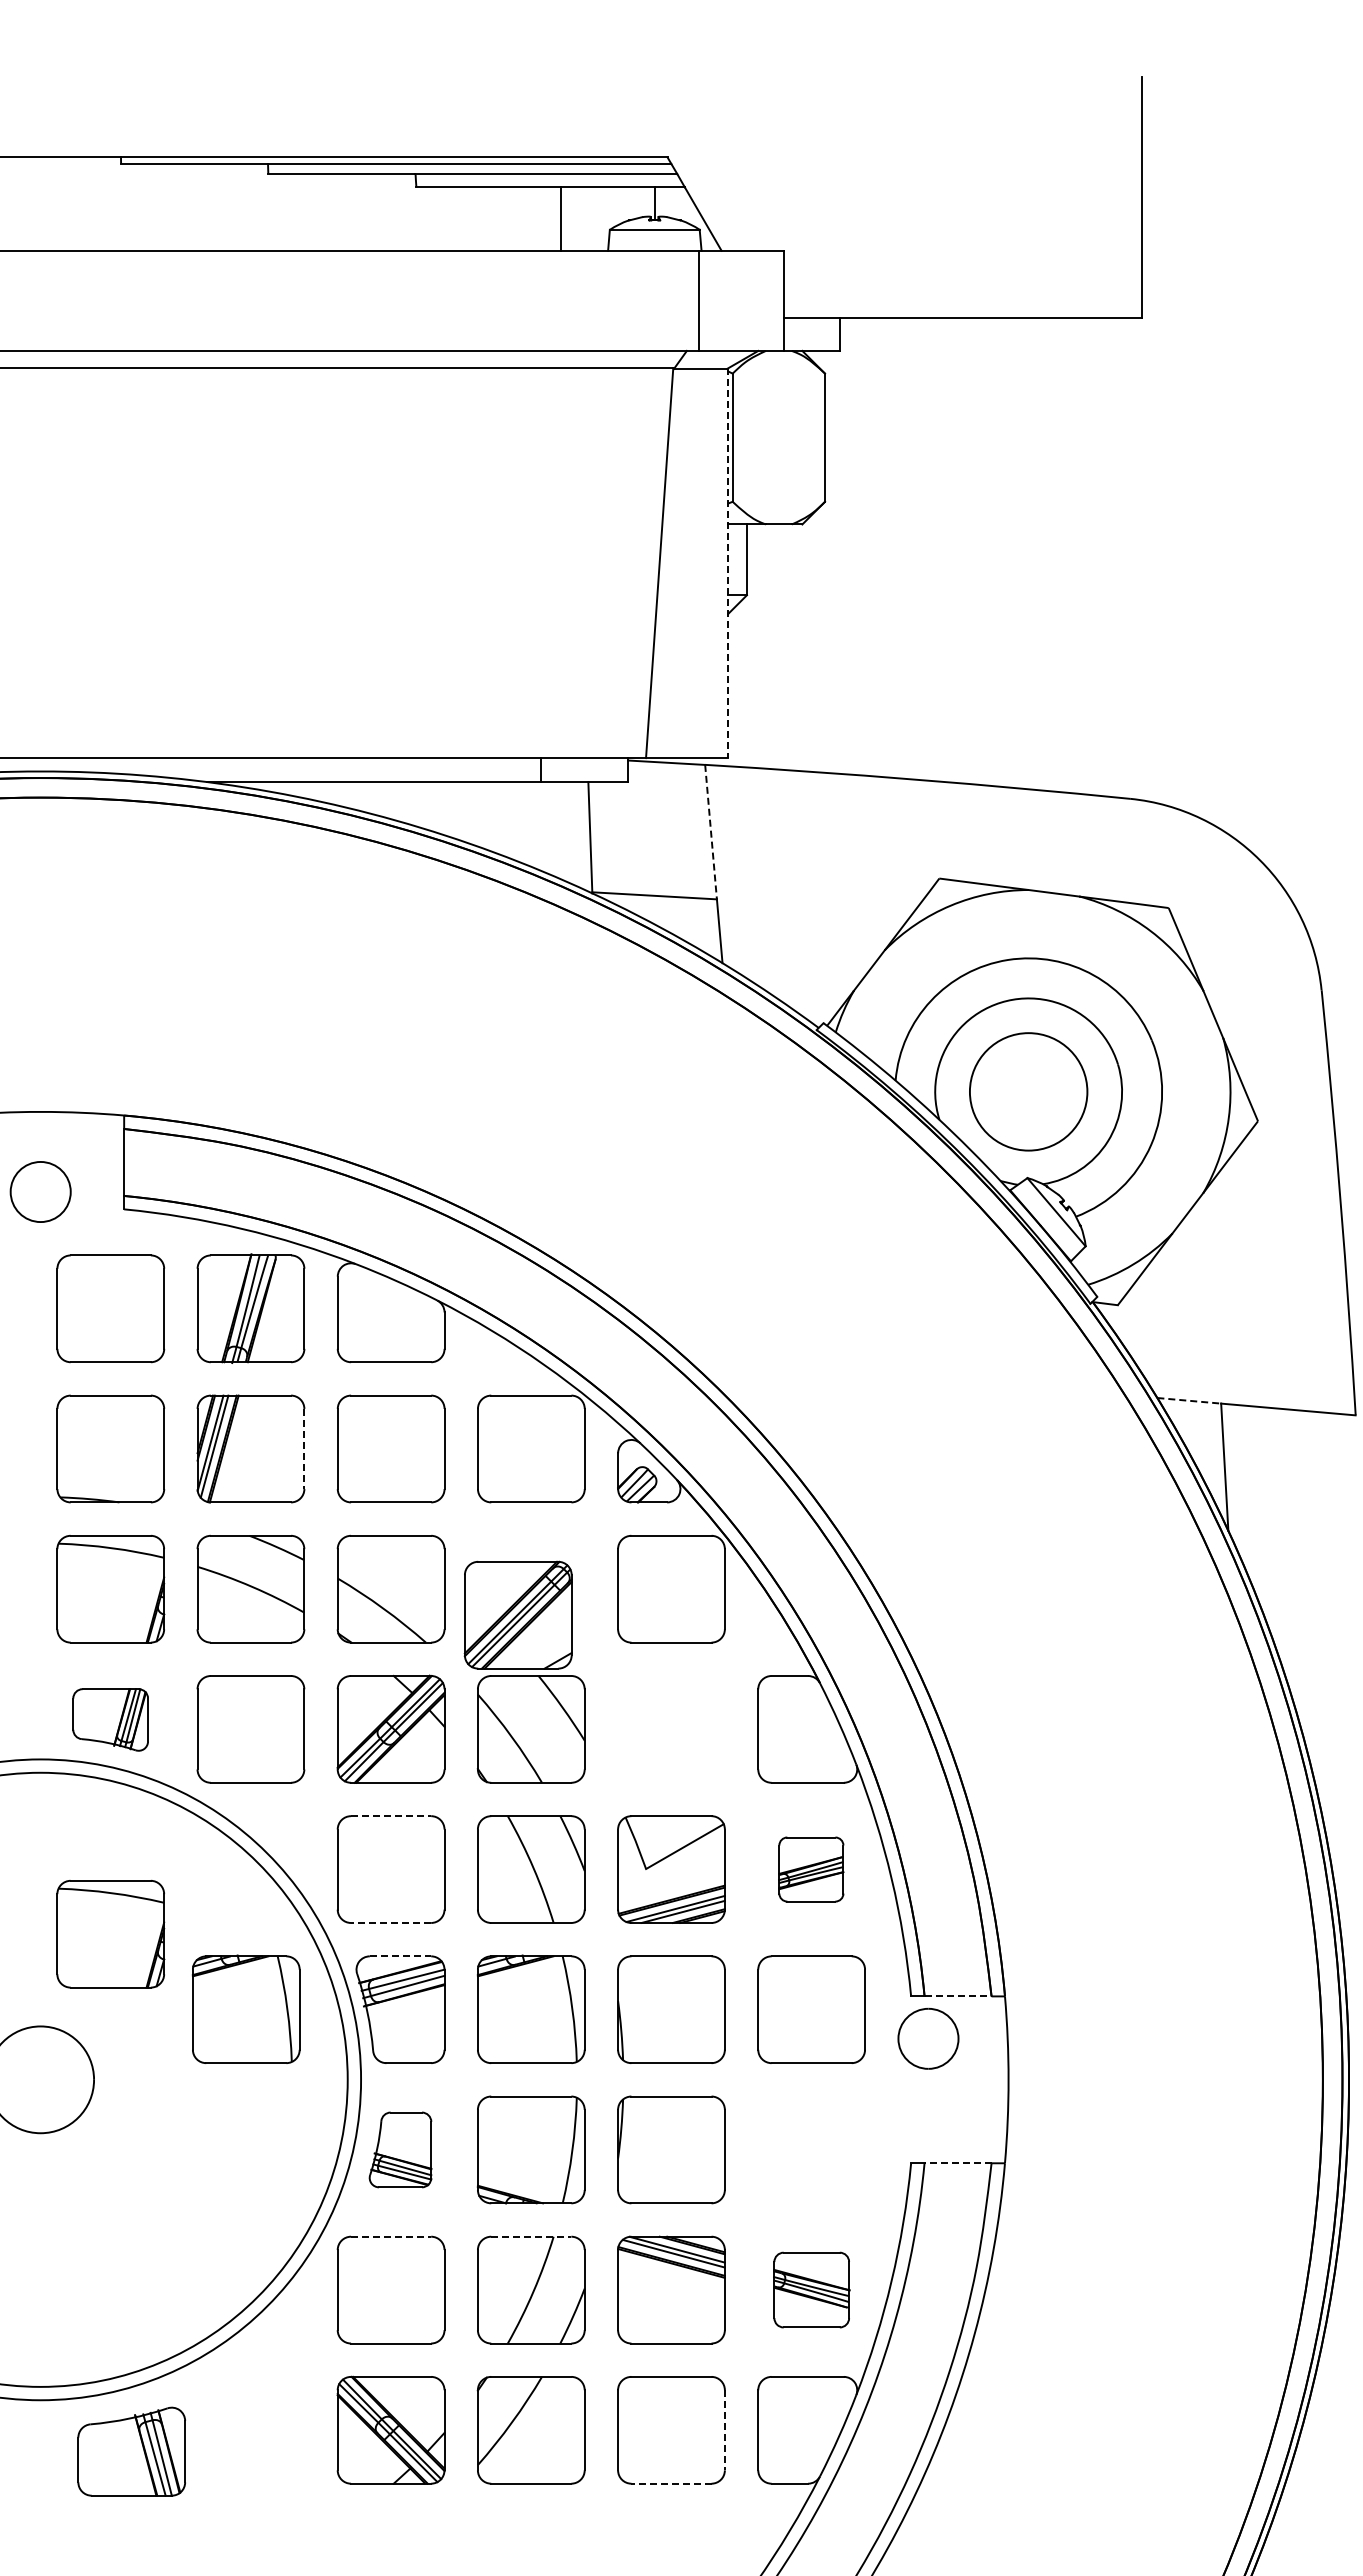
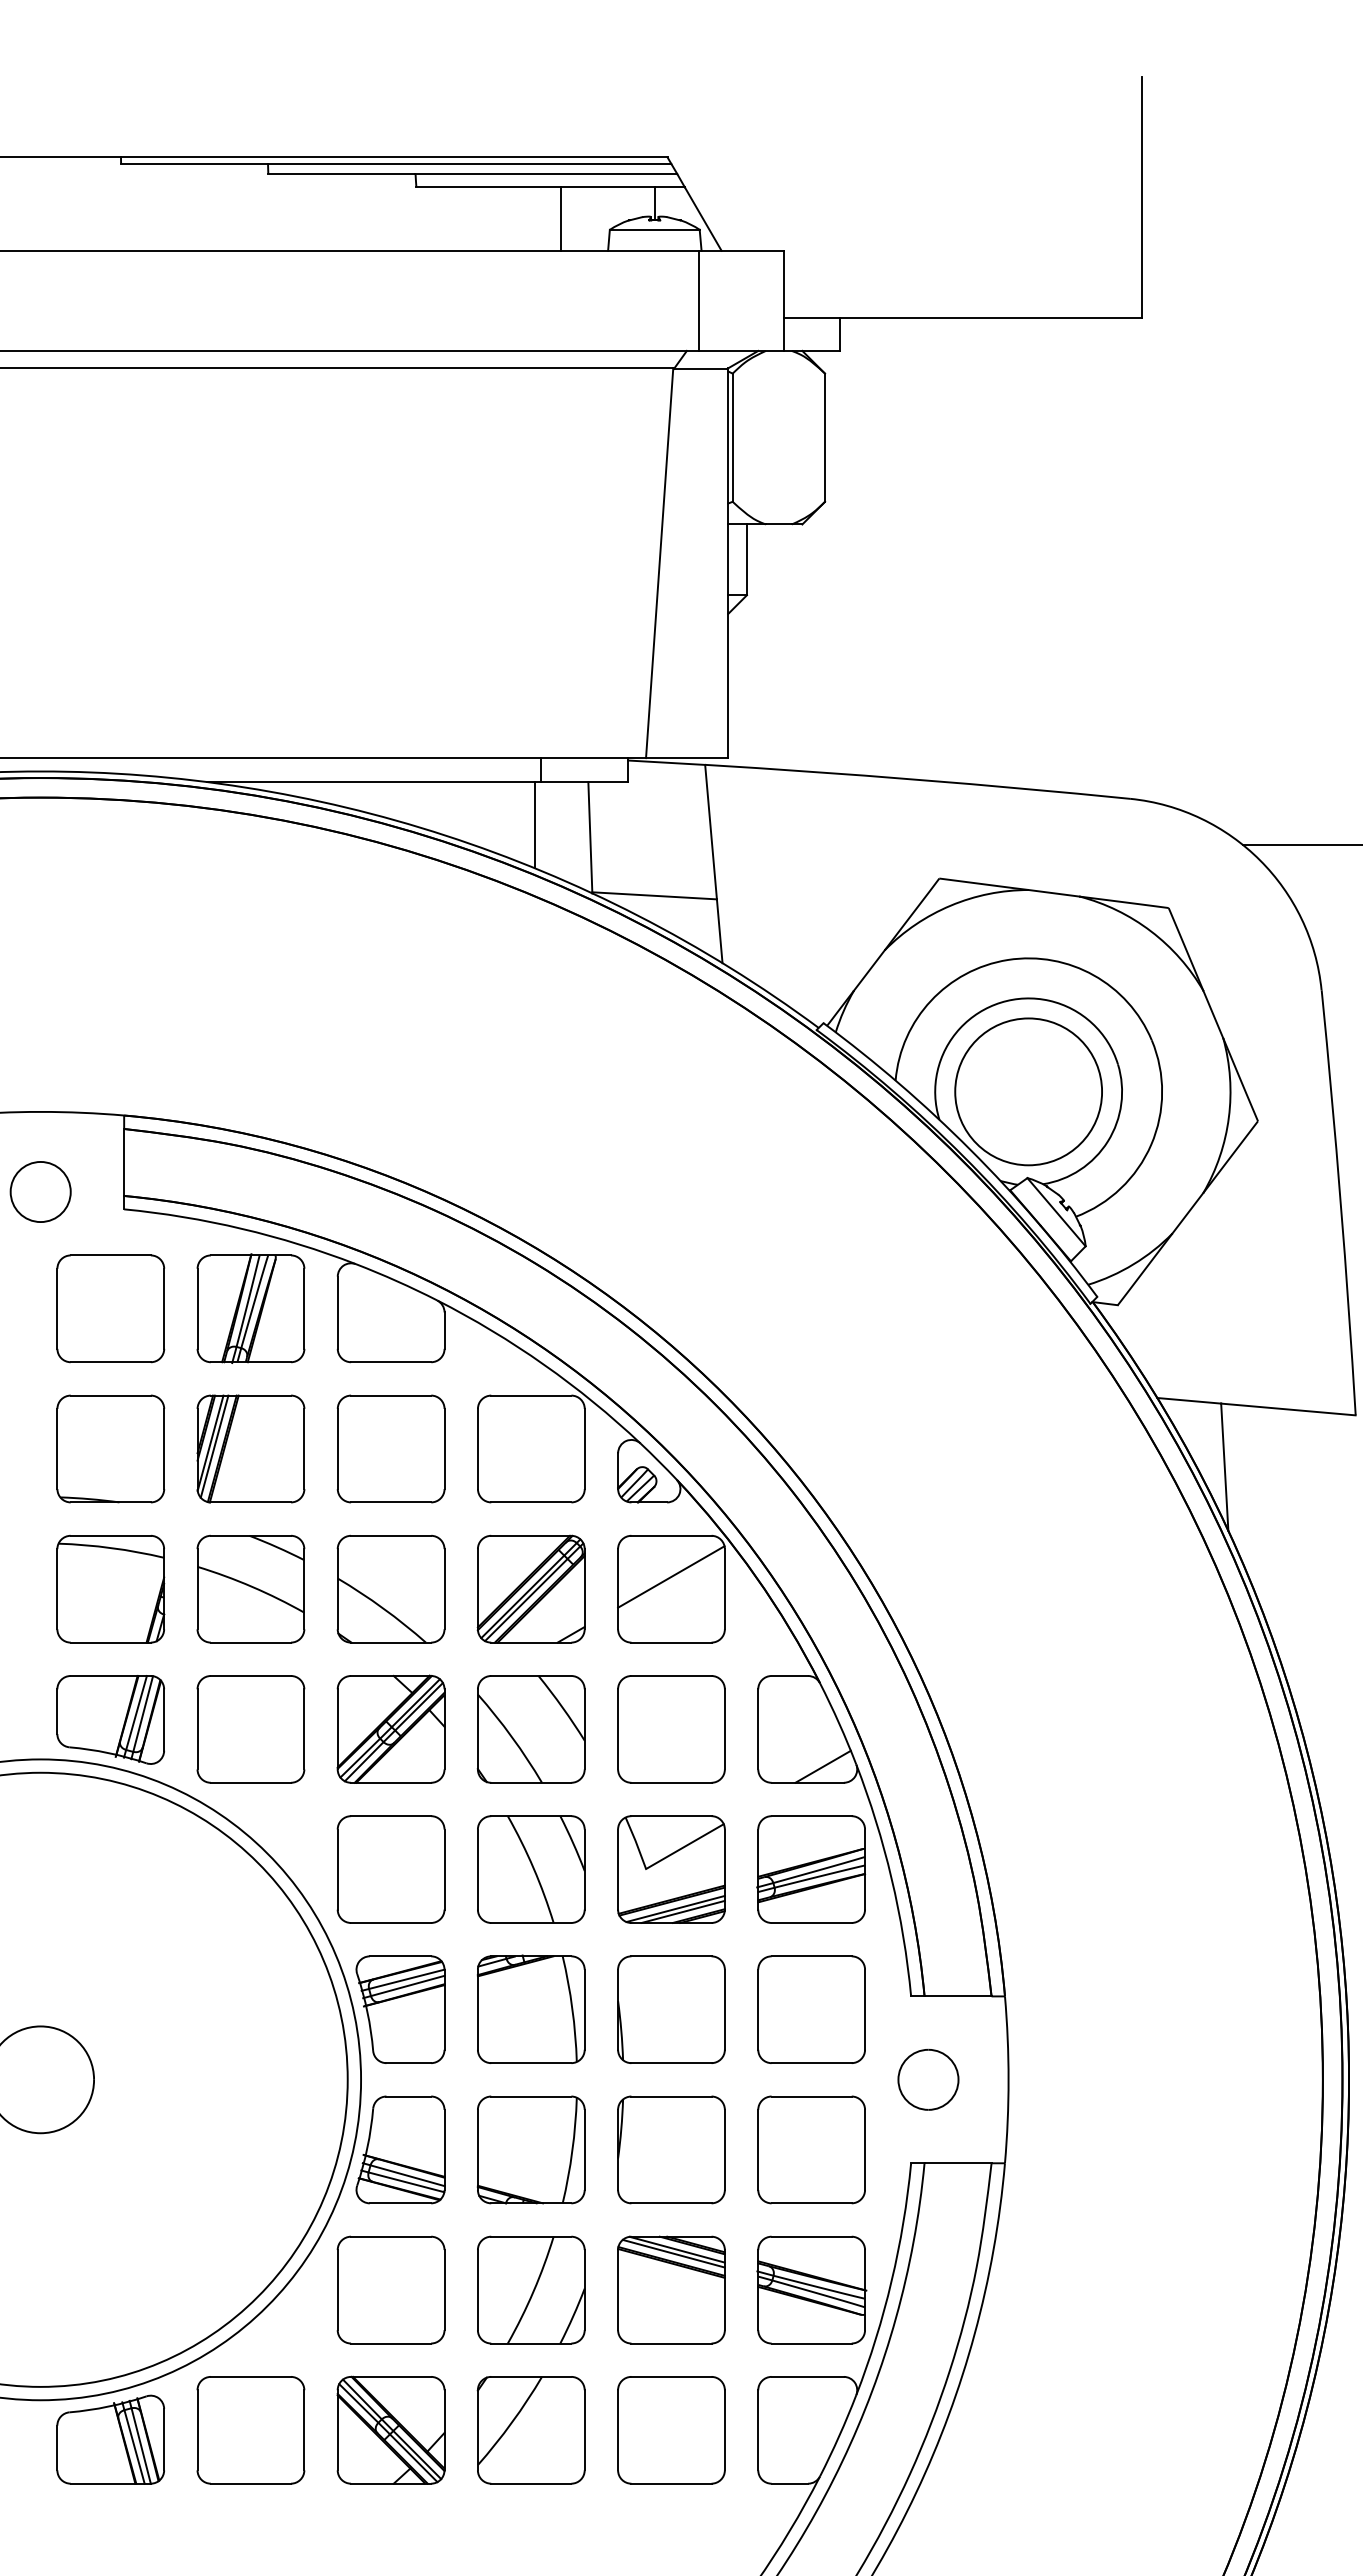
line: dashed -> solid (728, 563)
line: none -> present (534, 825)
line: dashed -> solid (711, 832)
line: none -> present (1300, 844)
circle diameter: 117 px -> 147 px (1028, 1091)
line: dashed -> solid (1189, 1400)
line: dashed -> solid (304, 1449)
line: none -> present (671, 1576)
part position: (517, 1614) -> (530, 1588) (530, 1588)
part size: 77x64 px -> 109x90 px (110, 1719)
part: none -> present (671, 1729)
line: none -> present (822, 1766)
line: dashed -> solid (391, 1816)
part size: 67x67 px -> 110x109 px (810, 1869)
line: dashed -> solid (390, 1922)
part: present -> none (110, 1933)
line: dashed -> solid (400, 1956)
line: dashed -> solid (958, 1996)
part: present -> none (245, 2008)
part position: (928, 2038) -> (928, 2079) (928, 2079)
part size: 65x78 px -> 91x110 px (400, 2149)
part: none -> present (811, 2149)
line: dashed -> solid (958, 2163)
line: dashed -> solid (391, 2236)
line: dashed -> solid (531, 2236)
part size: 78x78 px -> 112x110 px (811, 2289)
part: none -> present (250, 2430)
line: dashed -> solid (724, 2430)
part position: (131, 2451) -> (110, 2439) (110, 2439)
line: dashed -> solid (670, 2483)
